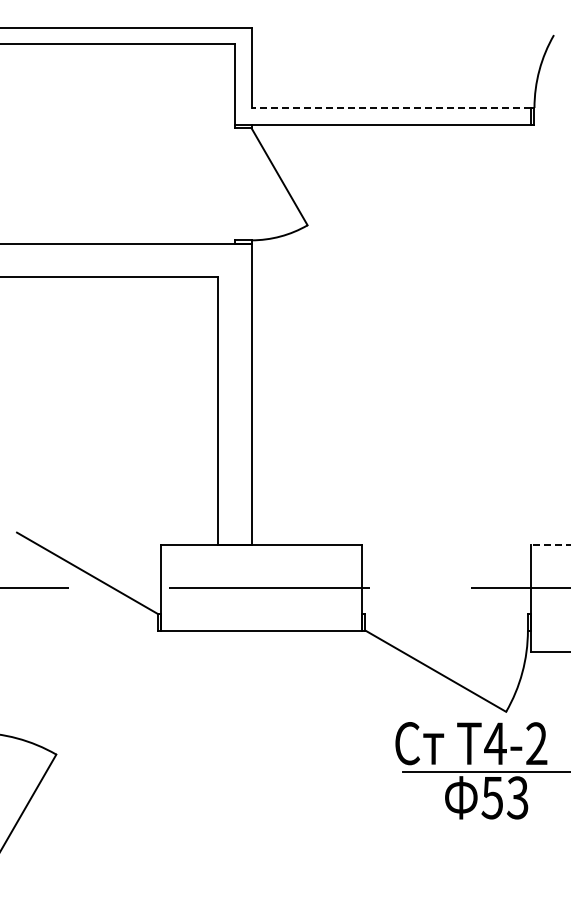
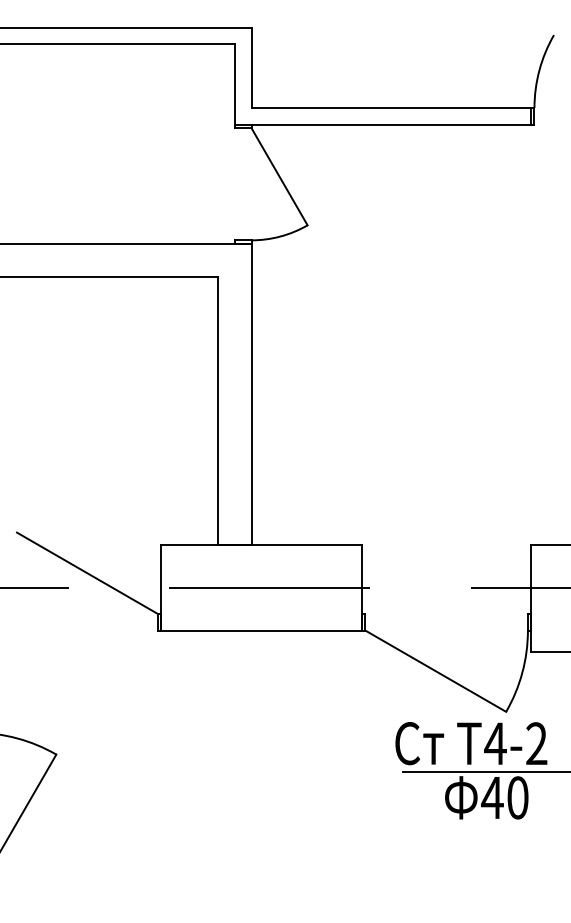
line: dashed -> solid (391, 108)
line: dashed -> solid (550, 545)
text: 53 -> 40 (504, 797)
